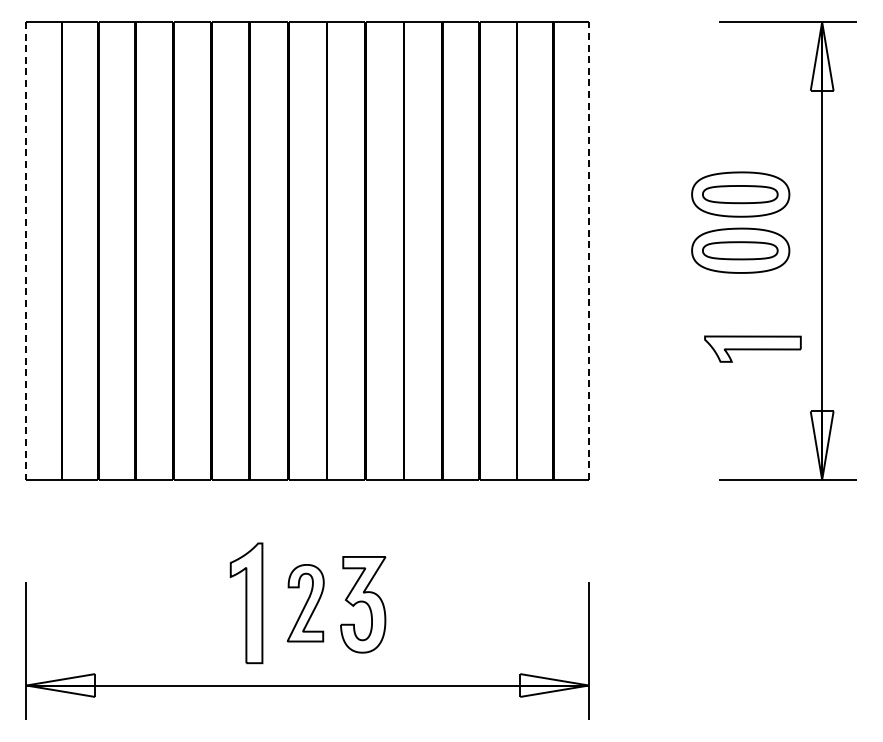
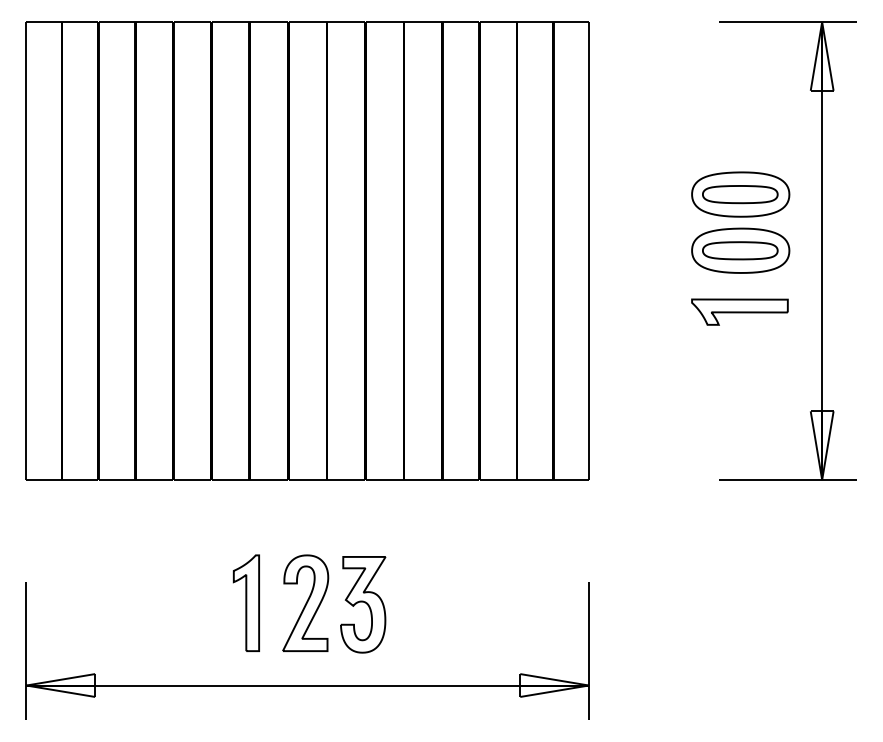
line: dashed -> solid (26, 251)
line: dashed -> solid (588, 251)
part position: (752, 348) -> (739, 311) (739, 311)
part size: 35x123 px -> 28x98 px (245, 602)
part size: 38x79 px -> 48x98 px (305, 602)
